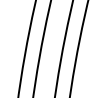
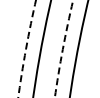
arc: solid -> dashed (63, 48)
arc: solid -> dashed (26, 49)
